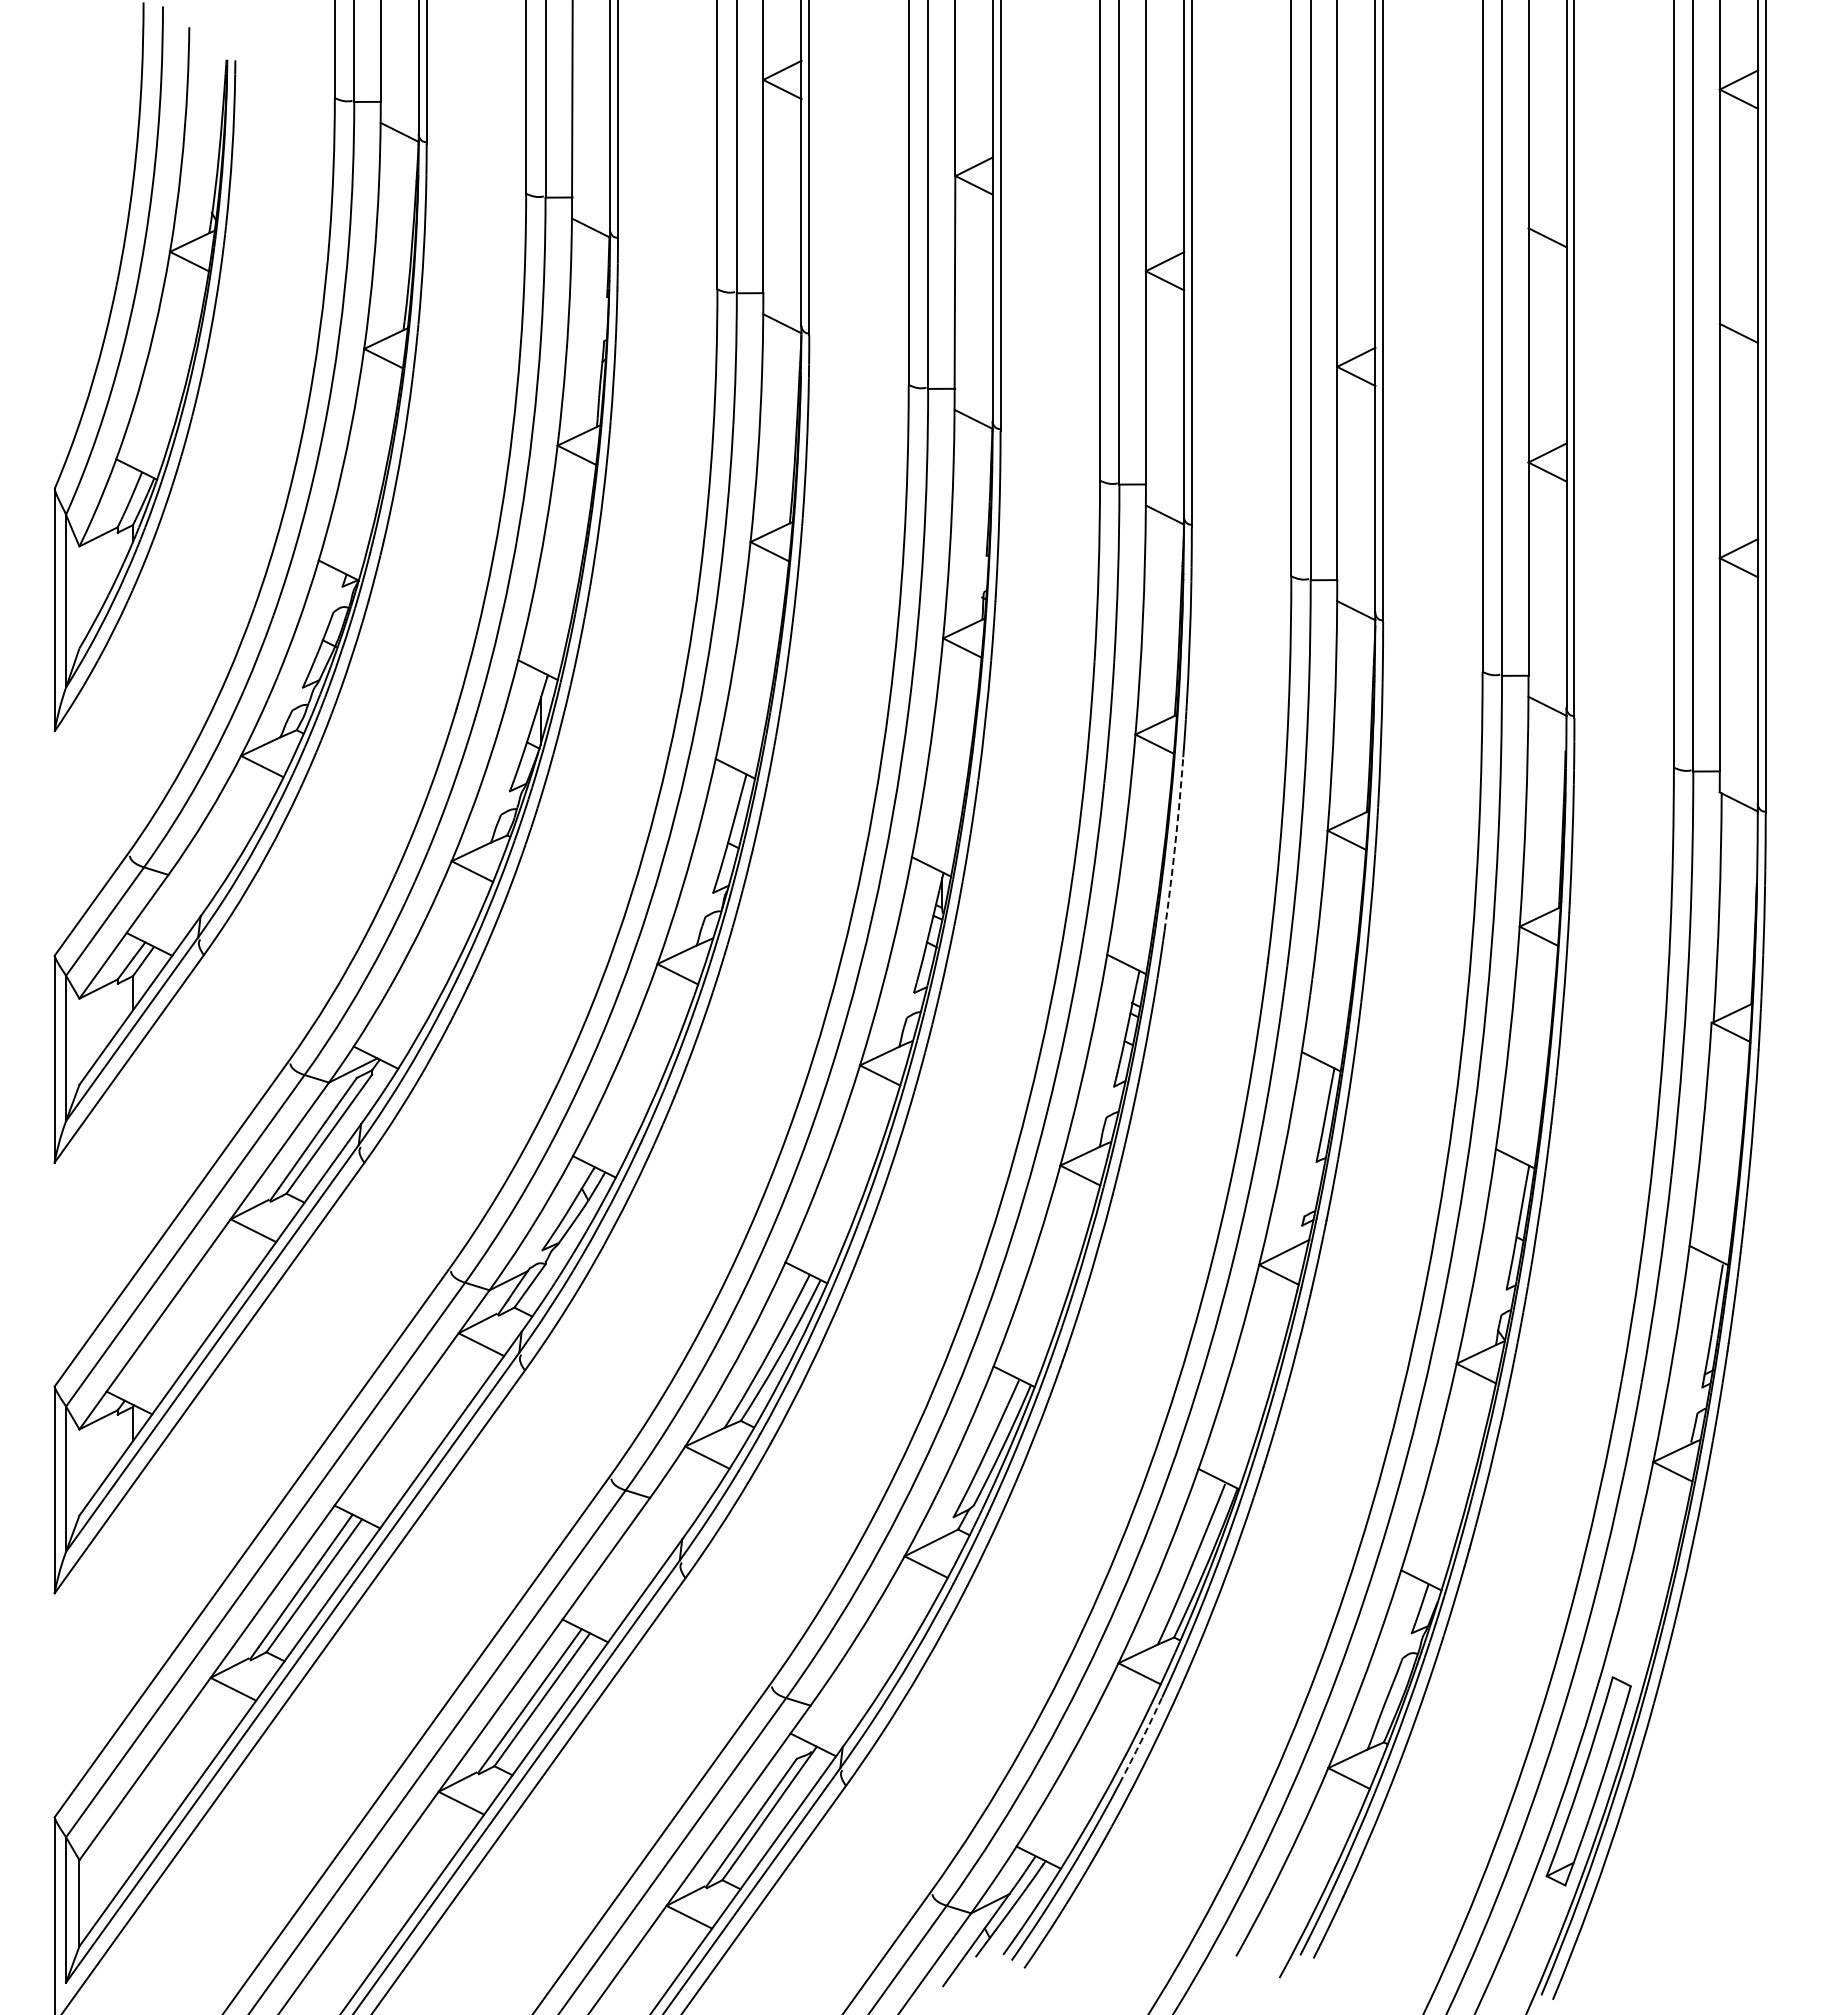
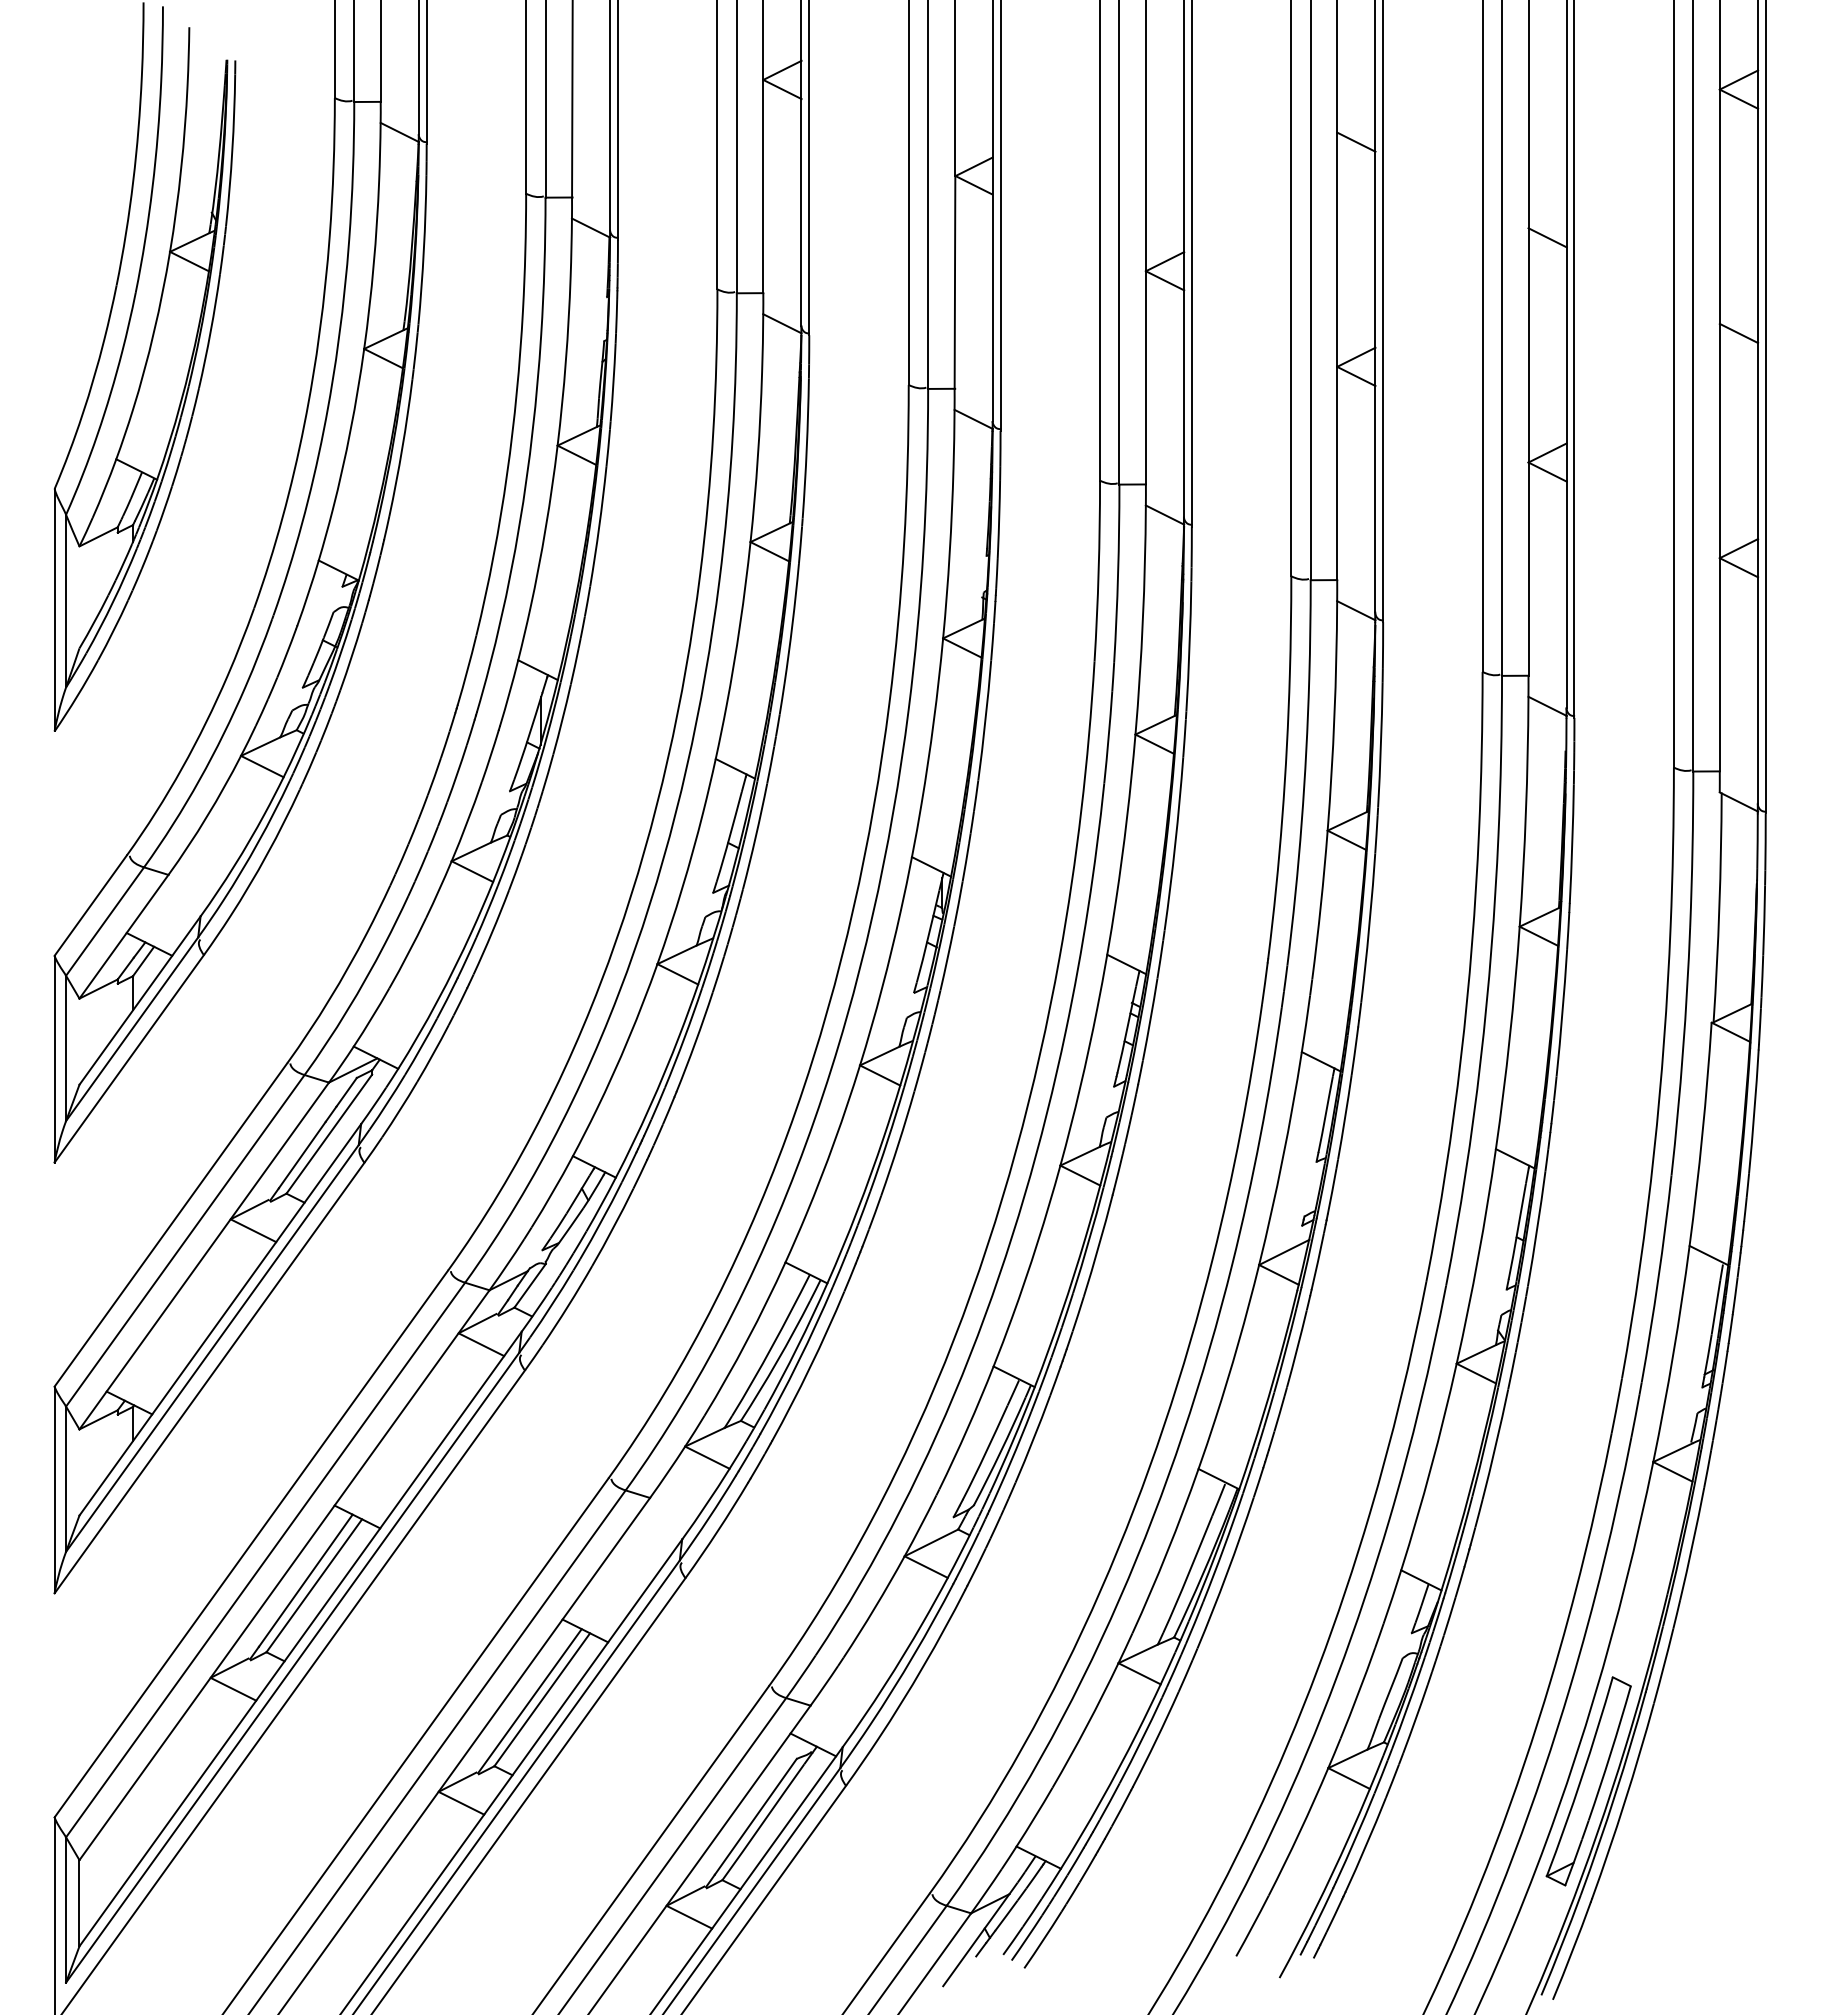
line: none -> present (1356, 141)
arc: dashed -> solid (1175, 843)
arc: dashed -> solid (1141, 1740)
